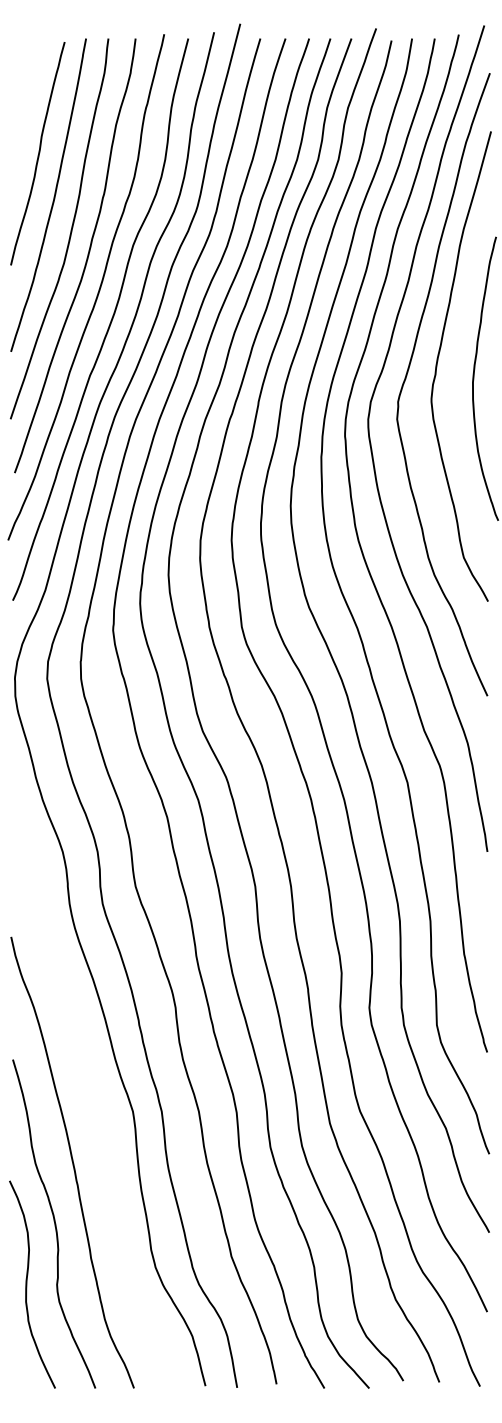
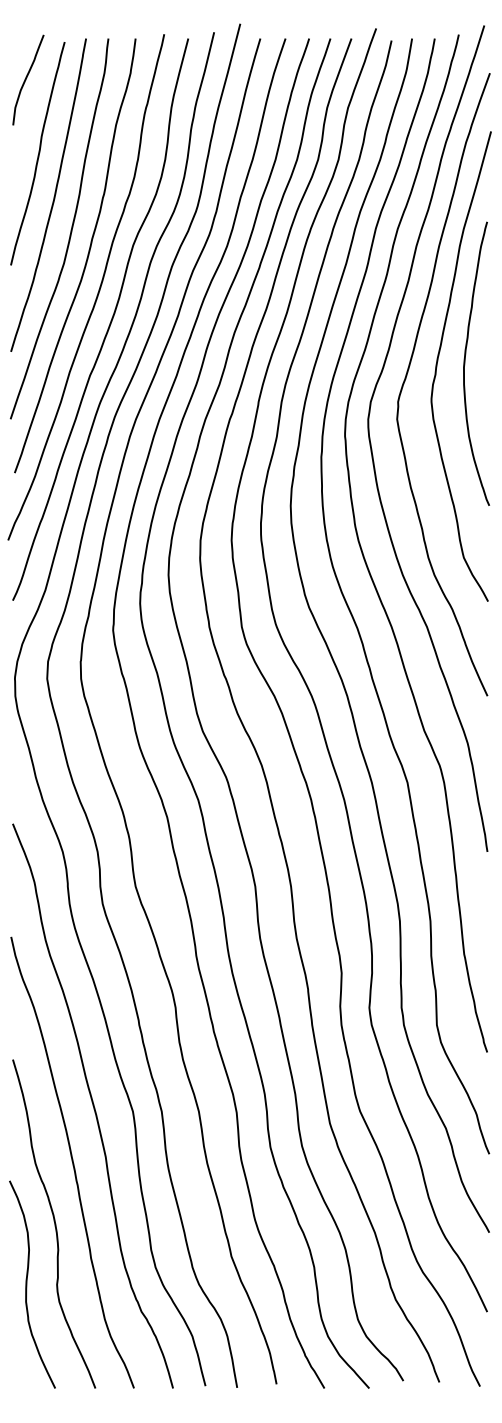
curve: none -> present (26, 79)
curve position: (474, 378) -> (465, 363) (465, 363)
curve: none -> present (92, 1105)
